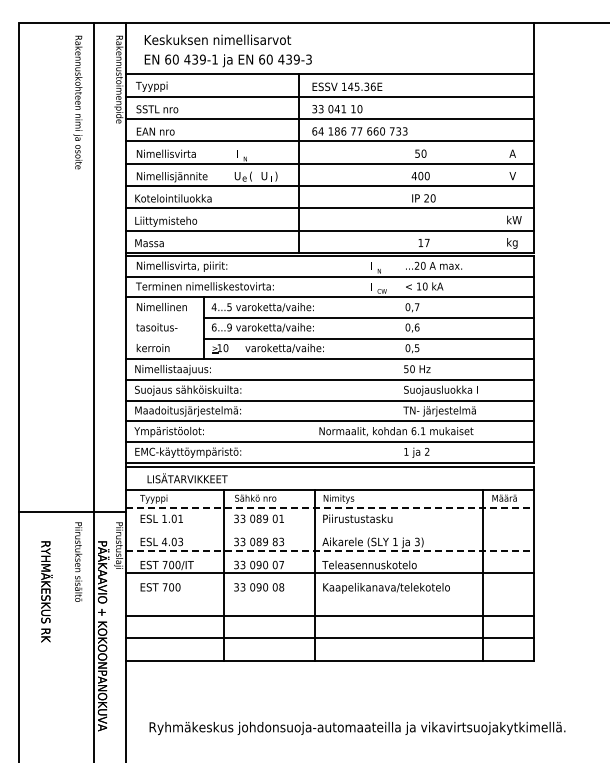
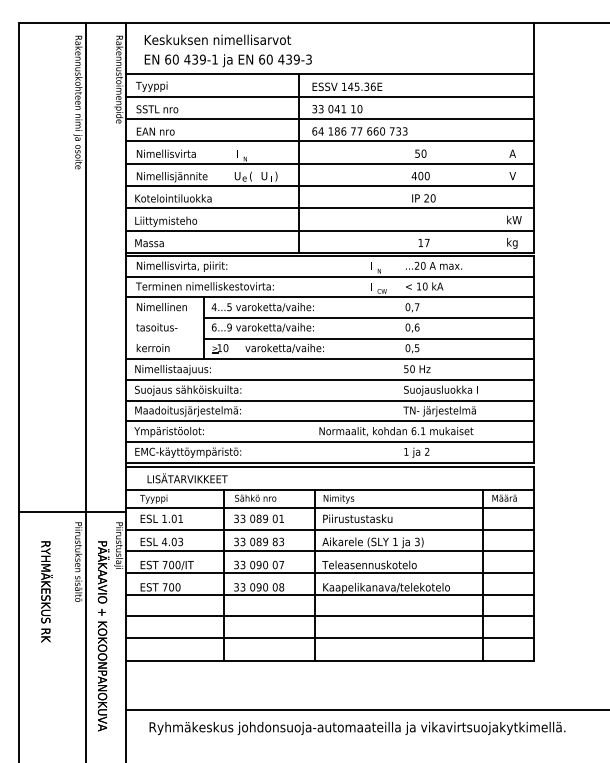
line position: (93, 390) -> (85, 390) (85, 390)
line: dashed -> solid (330, 507)
line: none -> present (329, 530)
line: dashed -> solid (330, 550)
line: none -> present (329, 595)
line: none -> present (366, 709)
